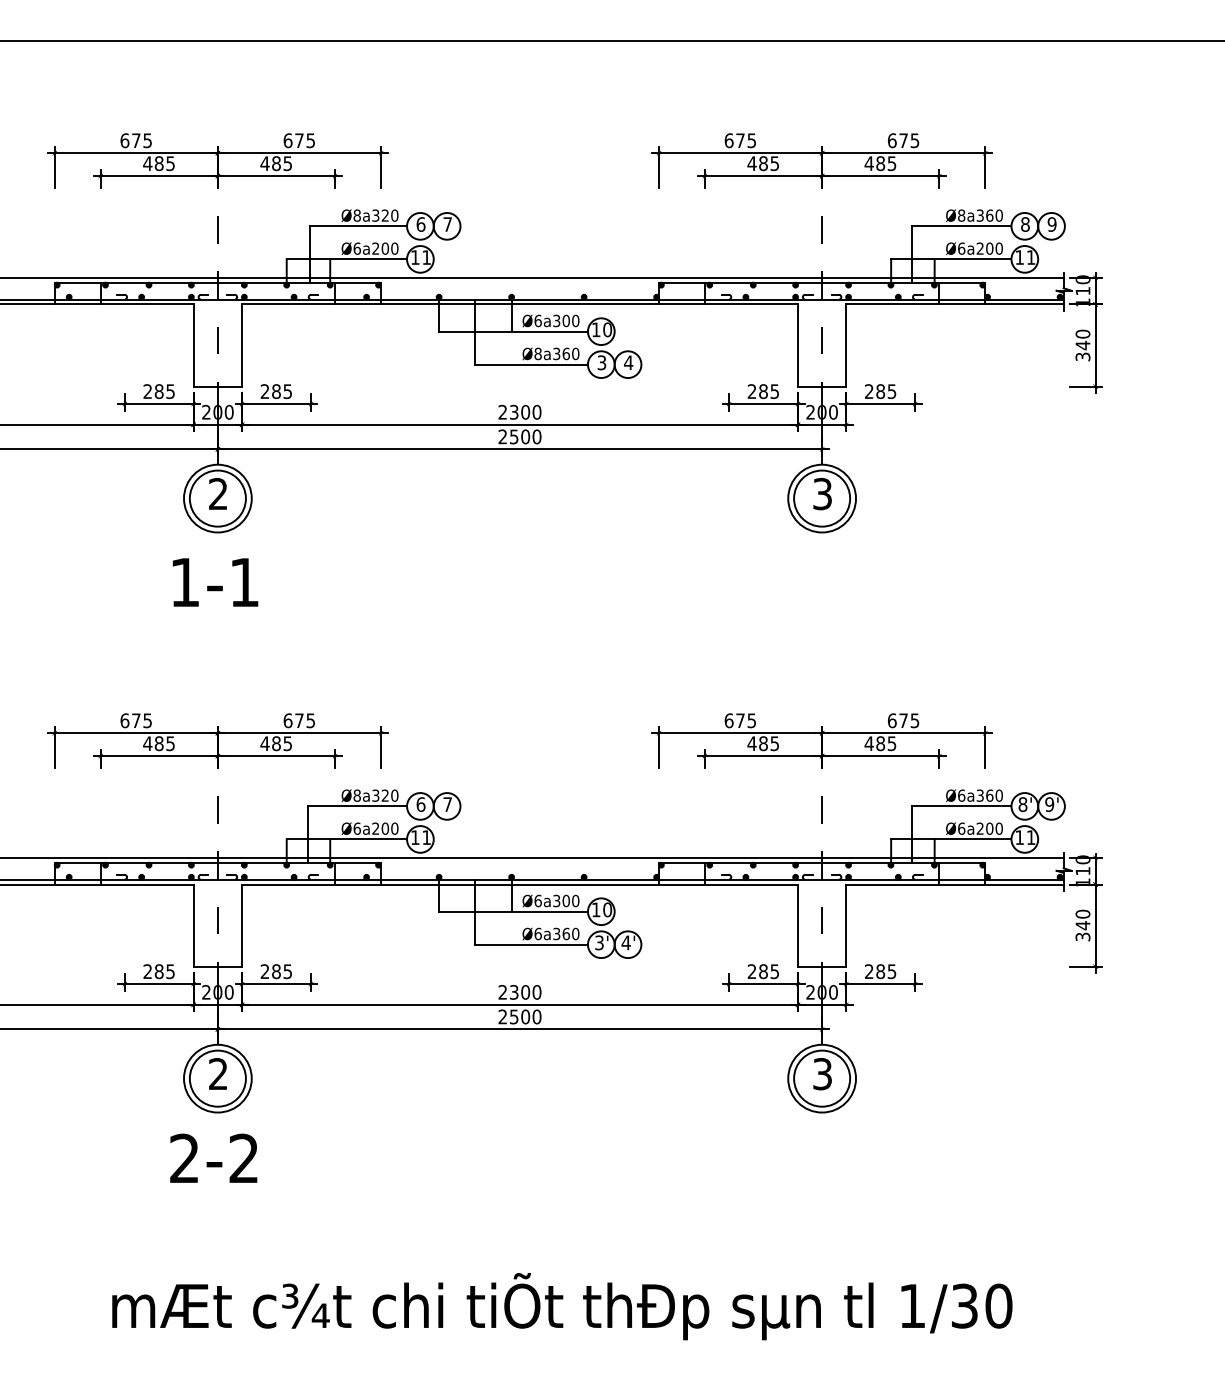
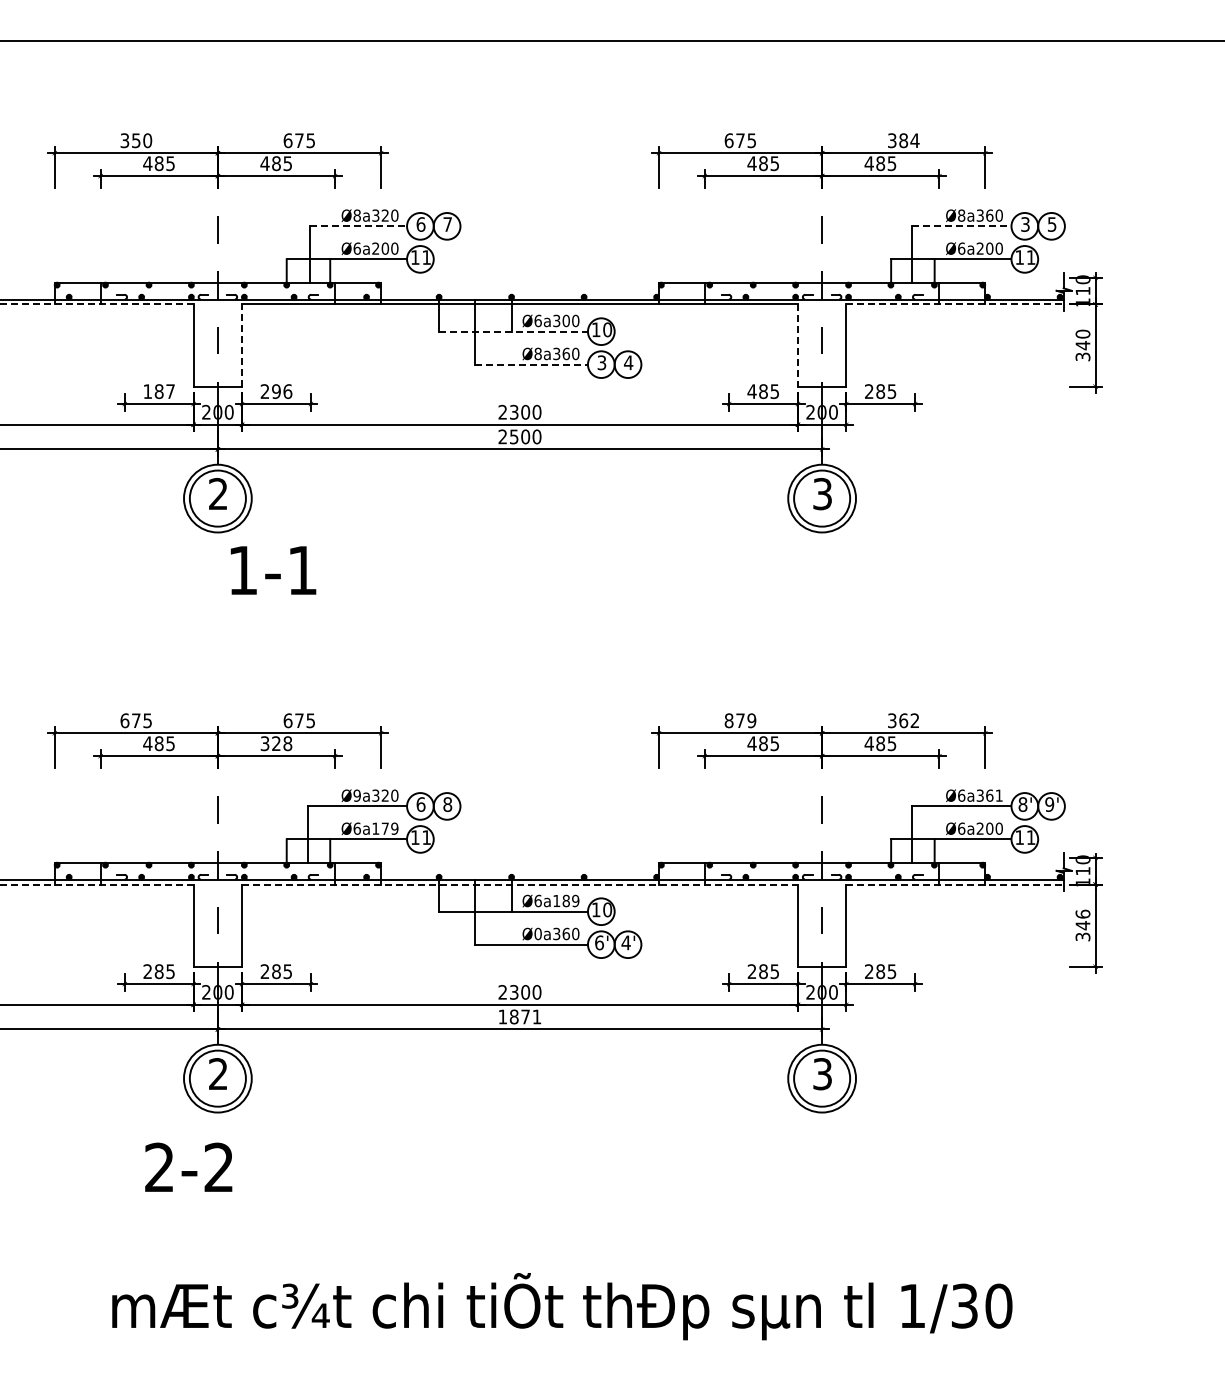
text: 675 -> 350 (136, 140)
text: 675 -> 384 (903, 140)
text: 8 -> 3 (1025, 224)
text: 9 -> 5 (1051, 224)
line: solid -> dashed (358, 226)
line: solid -> dashed (961, 226)
line: present -> none (532, 277)
line: solid -> dashed (96, 304)
line: solid -> dashed (954, 304)
line: solid -> dashed (514, 331)
line: solid -> dashed (242, 345)
line: solid -> dashed (797, 346)
line: solid -> dashed (532, 364)
text: 285 -> 187 (158, 391)
text: 285 -> 296 (282, 391)
text: 285 -> 485 (751, 391)
text position: (215, 582) -> (273, 570) (273, 570)
text: 675 -> 879 (740, 720)
text: 675 -> 362 (903, 720)
text: 485 -> 328 (276, 743)
text: Ø8a320 -> Ø9a320 (356, 795)
text: Ø6a360 -> Ø6a361 (998, 795)
text: 7 -> 8 (447, 804)
text: Ø6a200 -> Ø6a179 (385, 828)
line: present -> none (532, 857)
line: solid -> dashed (96, 884)
line: solid -> dashed (520, 884)
line: solid -> dashed (954, 884)
text: Ø6a300 -> Ø6a189 (566, 900)
text: 340 -> 346 (1082, 913)
text: Ø6a360 -> Ø0a360 (537, 933)
text: 3' -> 6' (599, 942)
text: 2500 -> 1871 (519, 1016)
text position: (213, 1157) -> (188, 1166) (188, 1166)
